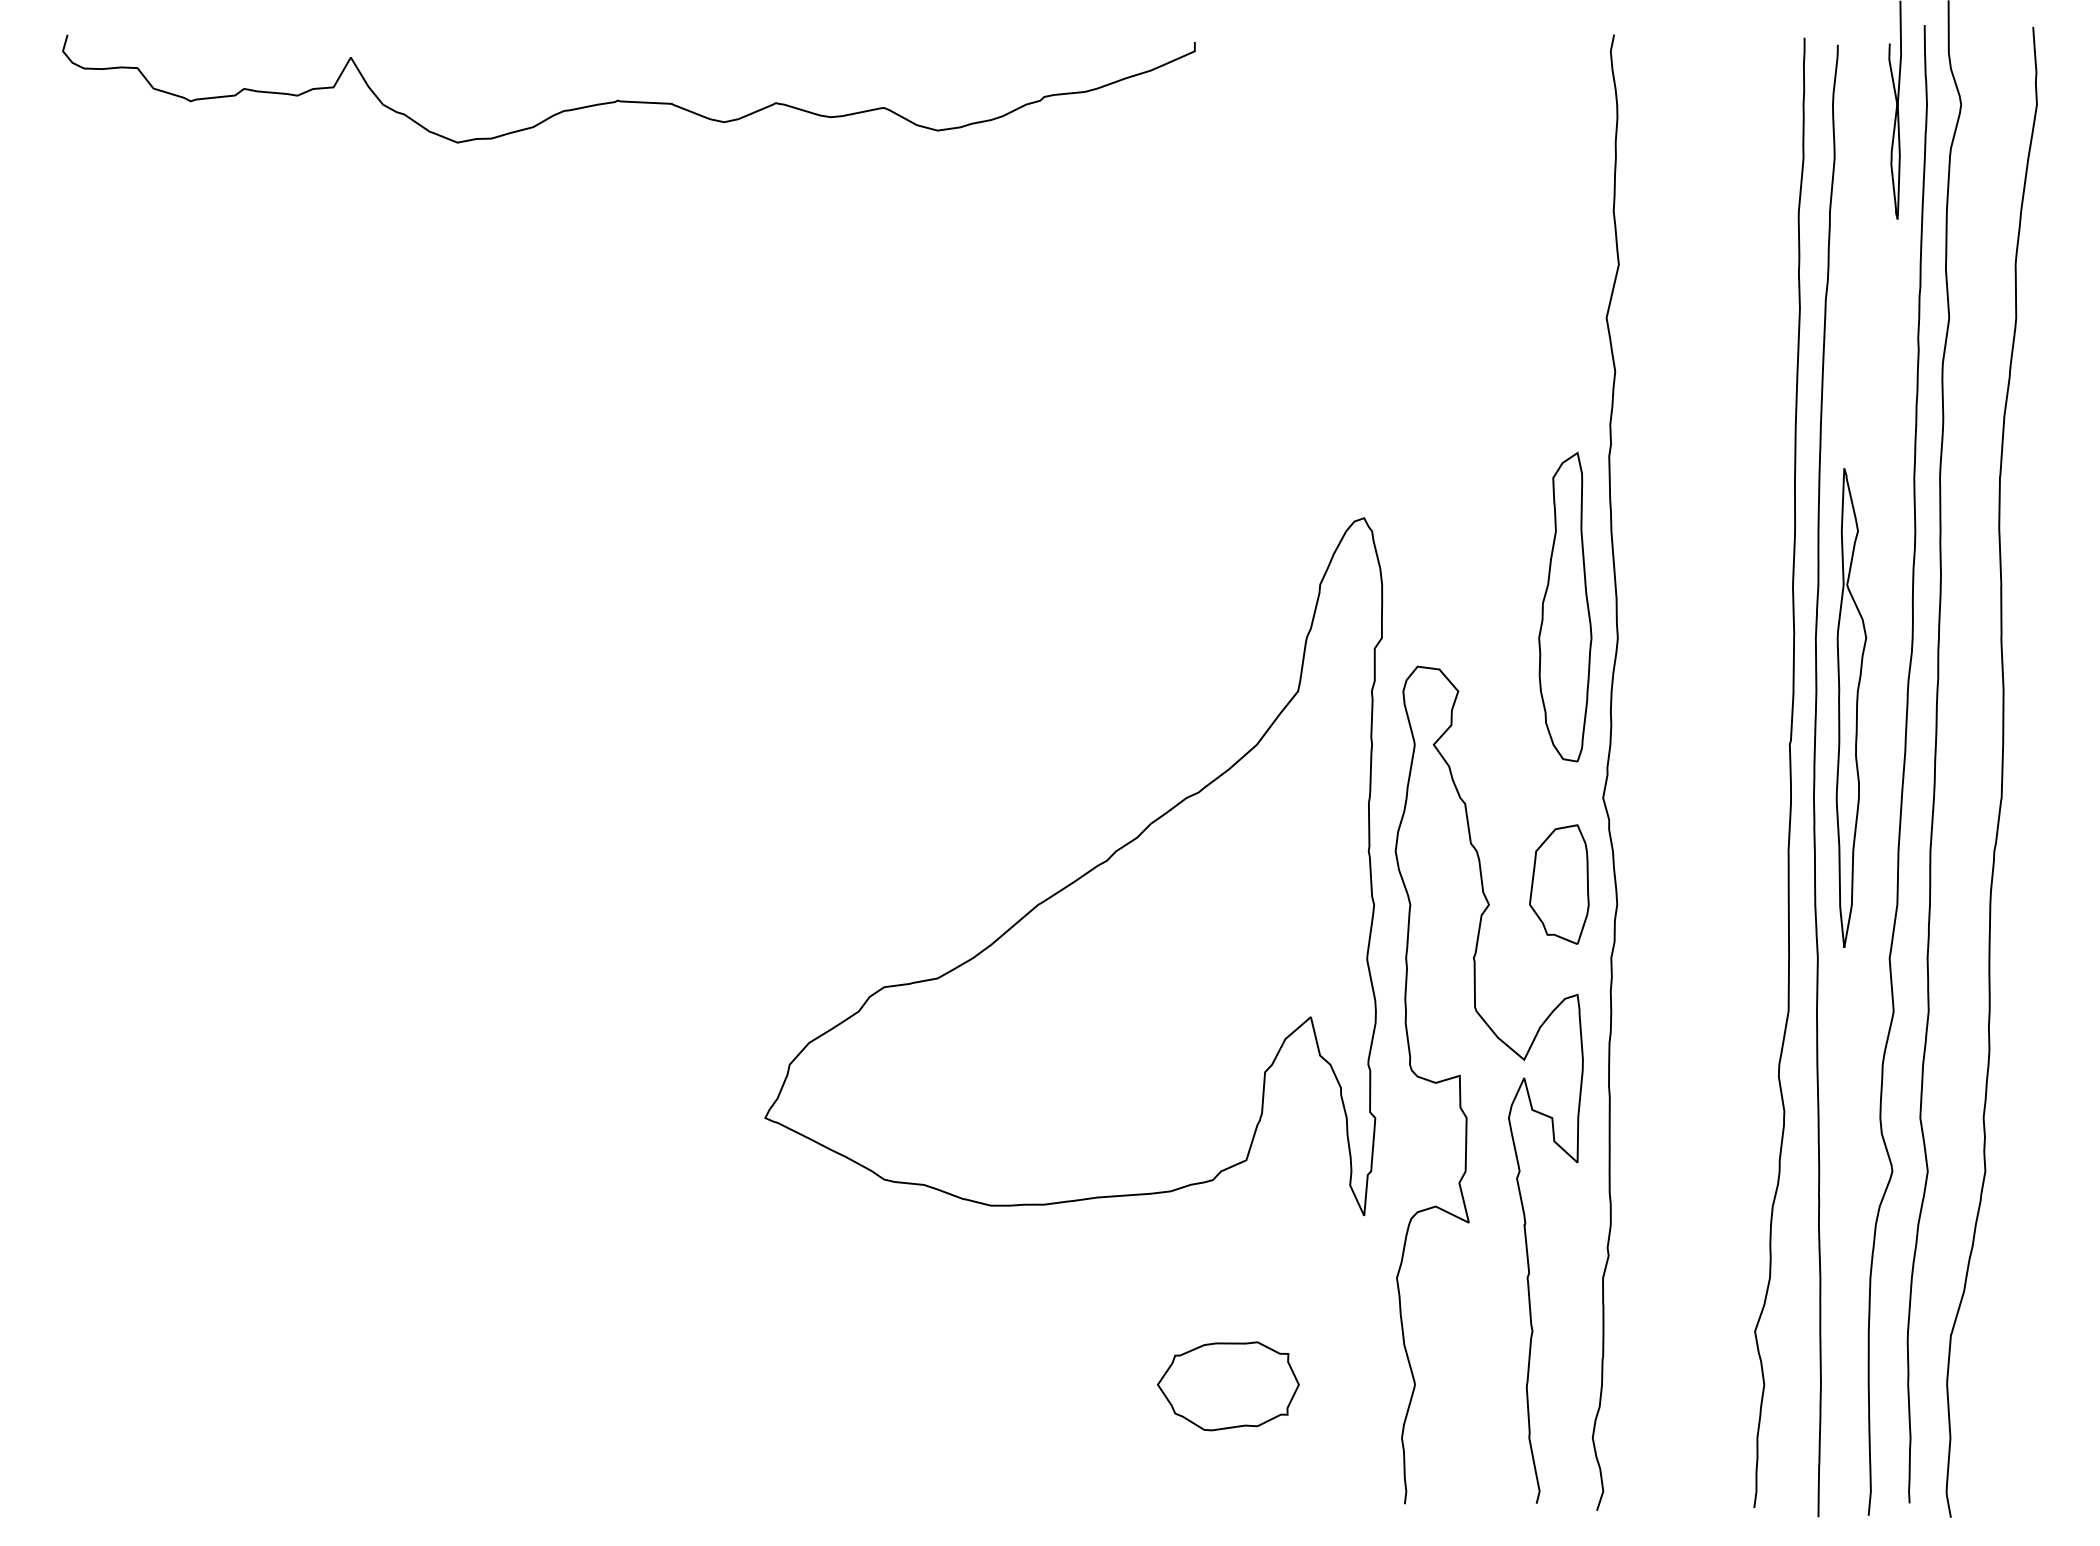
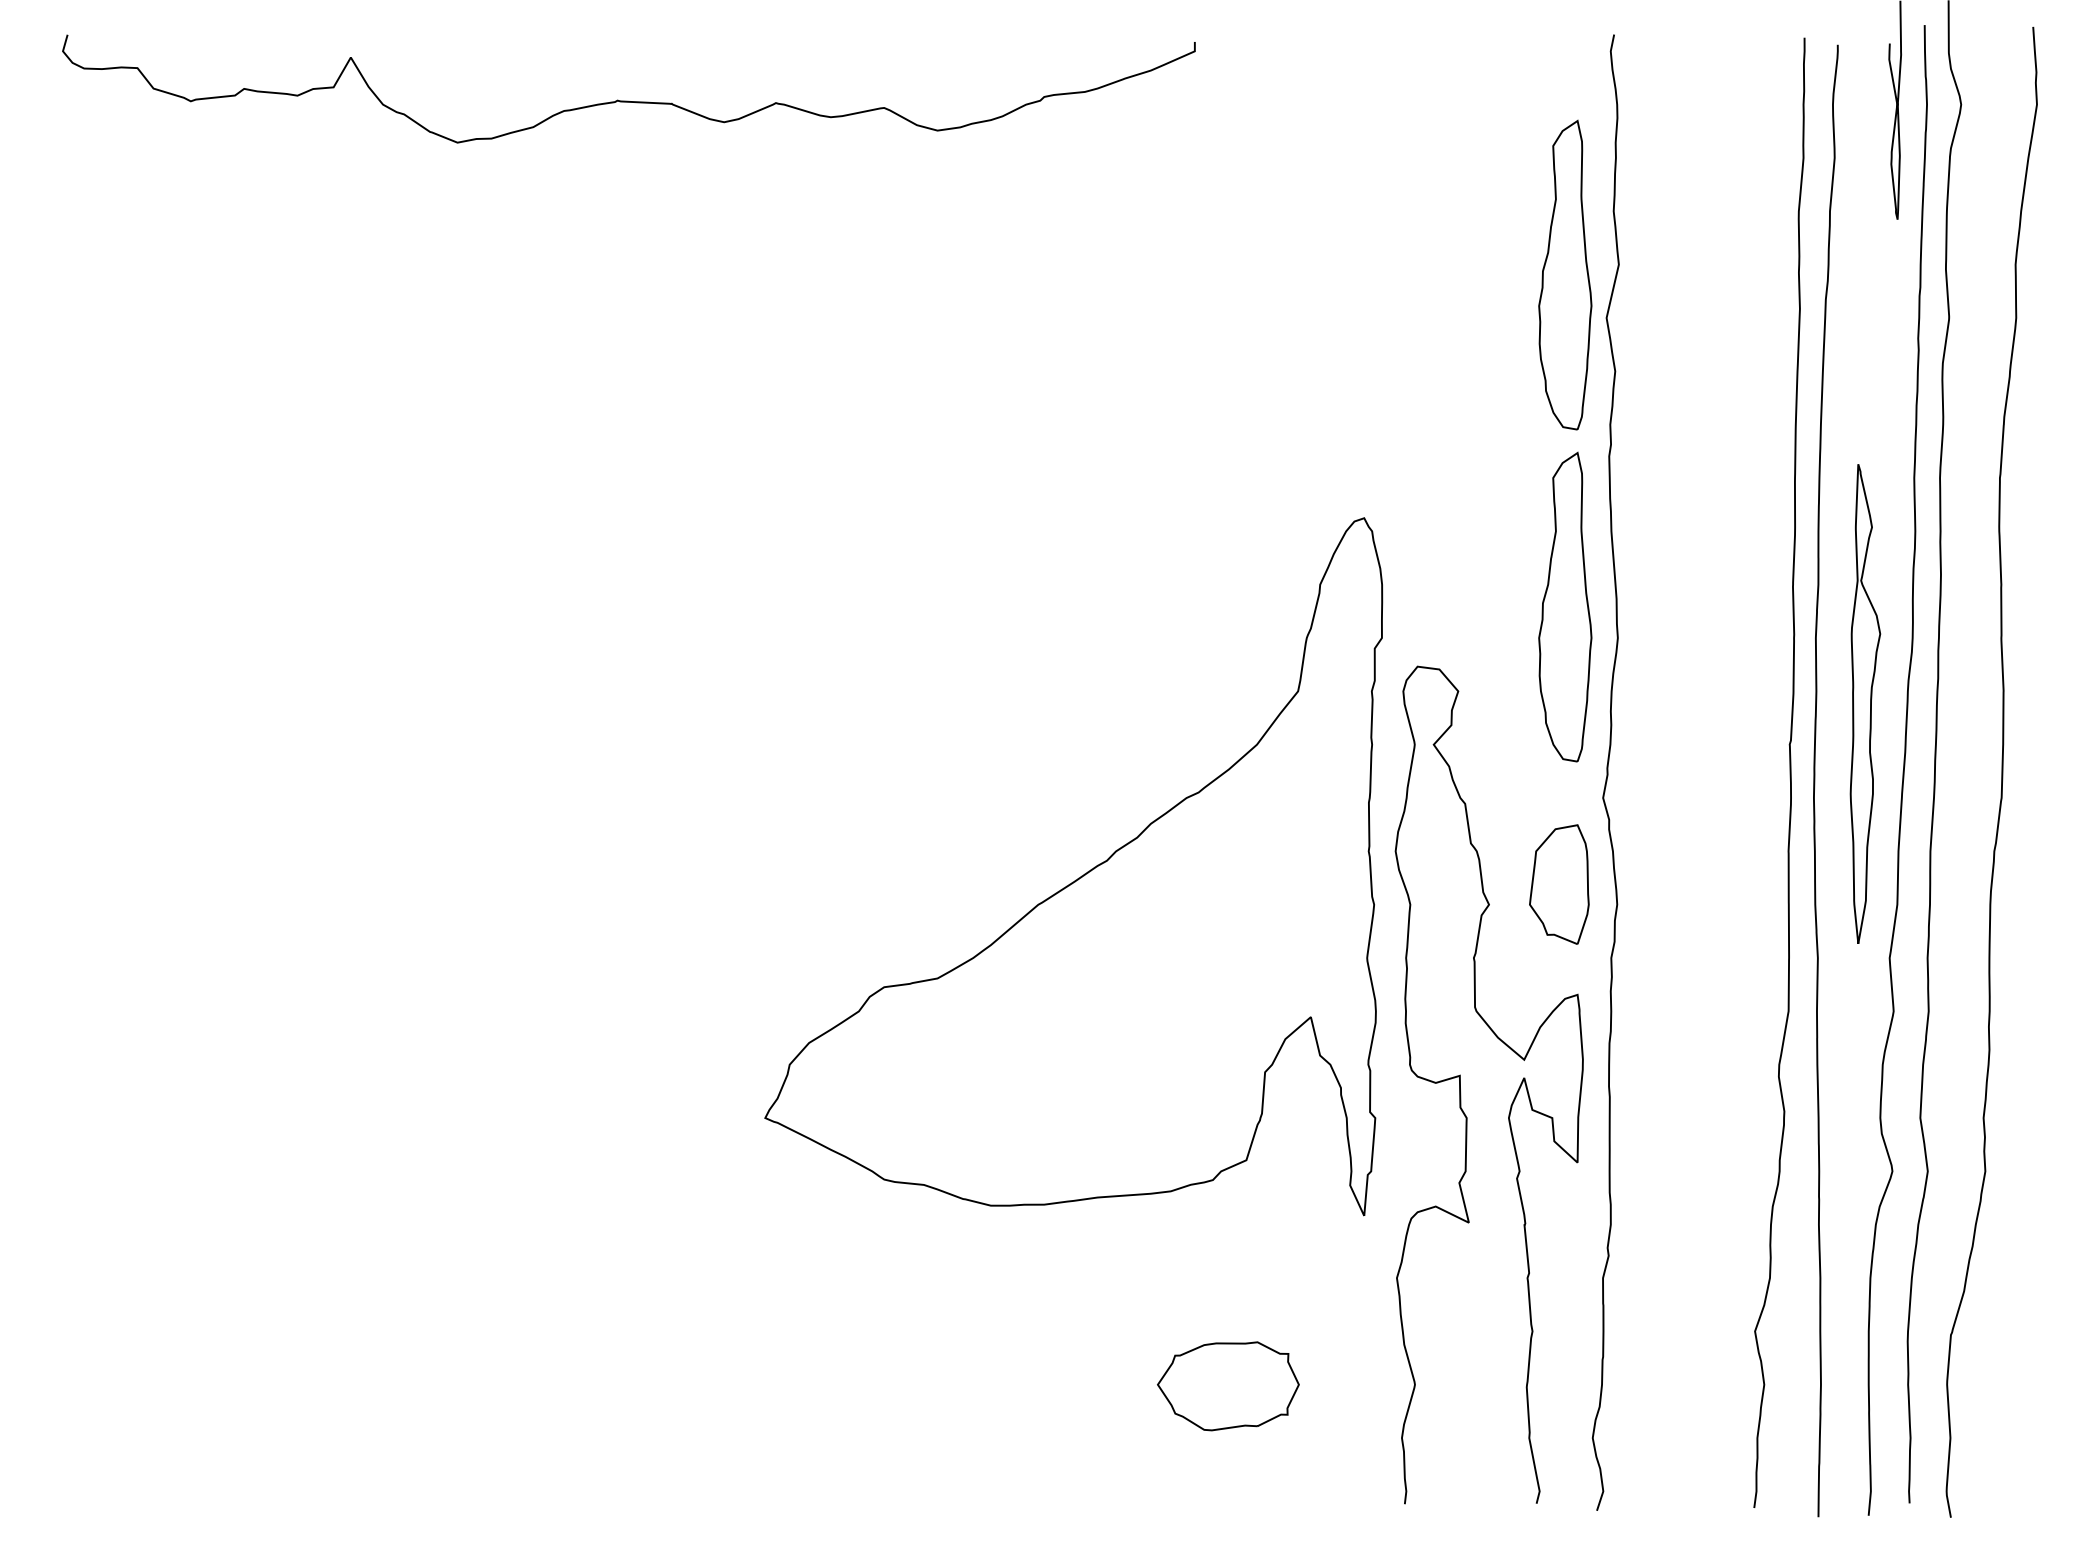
part: none -> present (1565, 274)
part position: (1851, 707) -> (1865, 703) (1865, 703)
